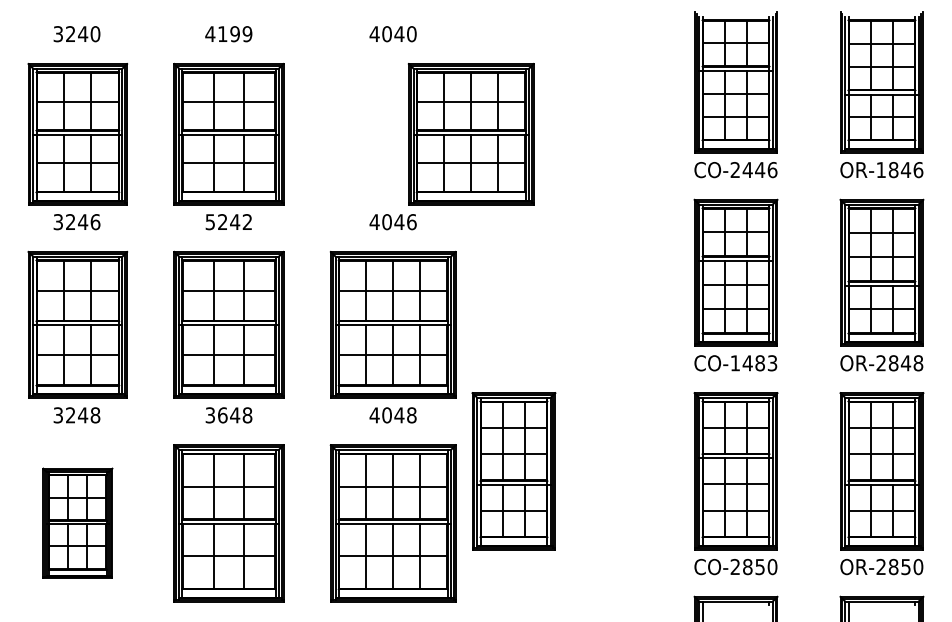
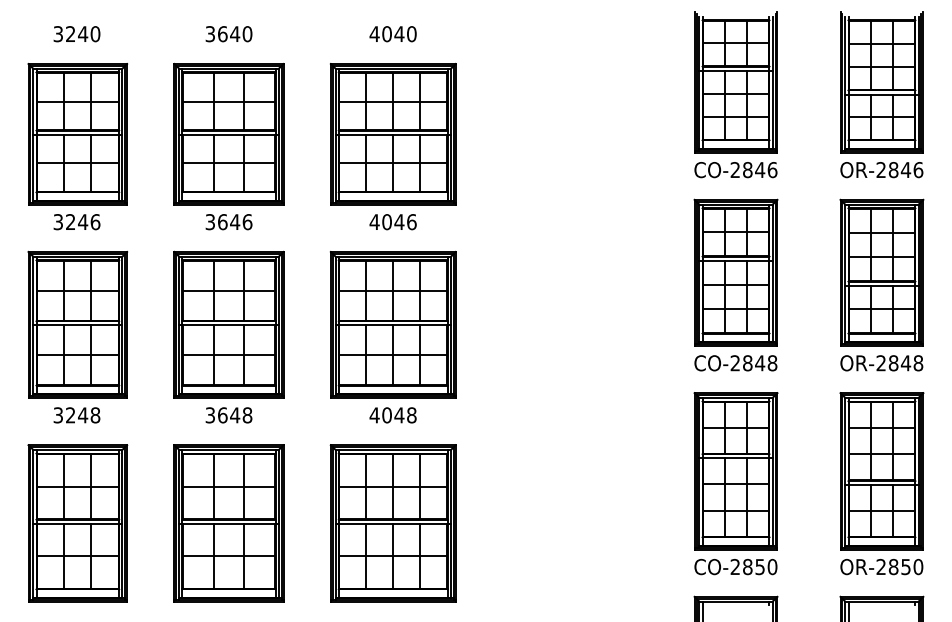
text: 4199 -> 3640 (228, 34)
part position: (470, 134) -> (392, 134) (392, 134)
text: OR-1846 -> OR-2846 (880, 169)
text: CO-2446 -> CO-2846 (747, 170)
text: 5242 -> 3646 (229, 222)
text: CO-1483 -> CO-2848 (753, 363)
part: present -> none (513, 471)
part size: 72x112 px -> 102x159 px (77, 523)
